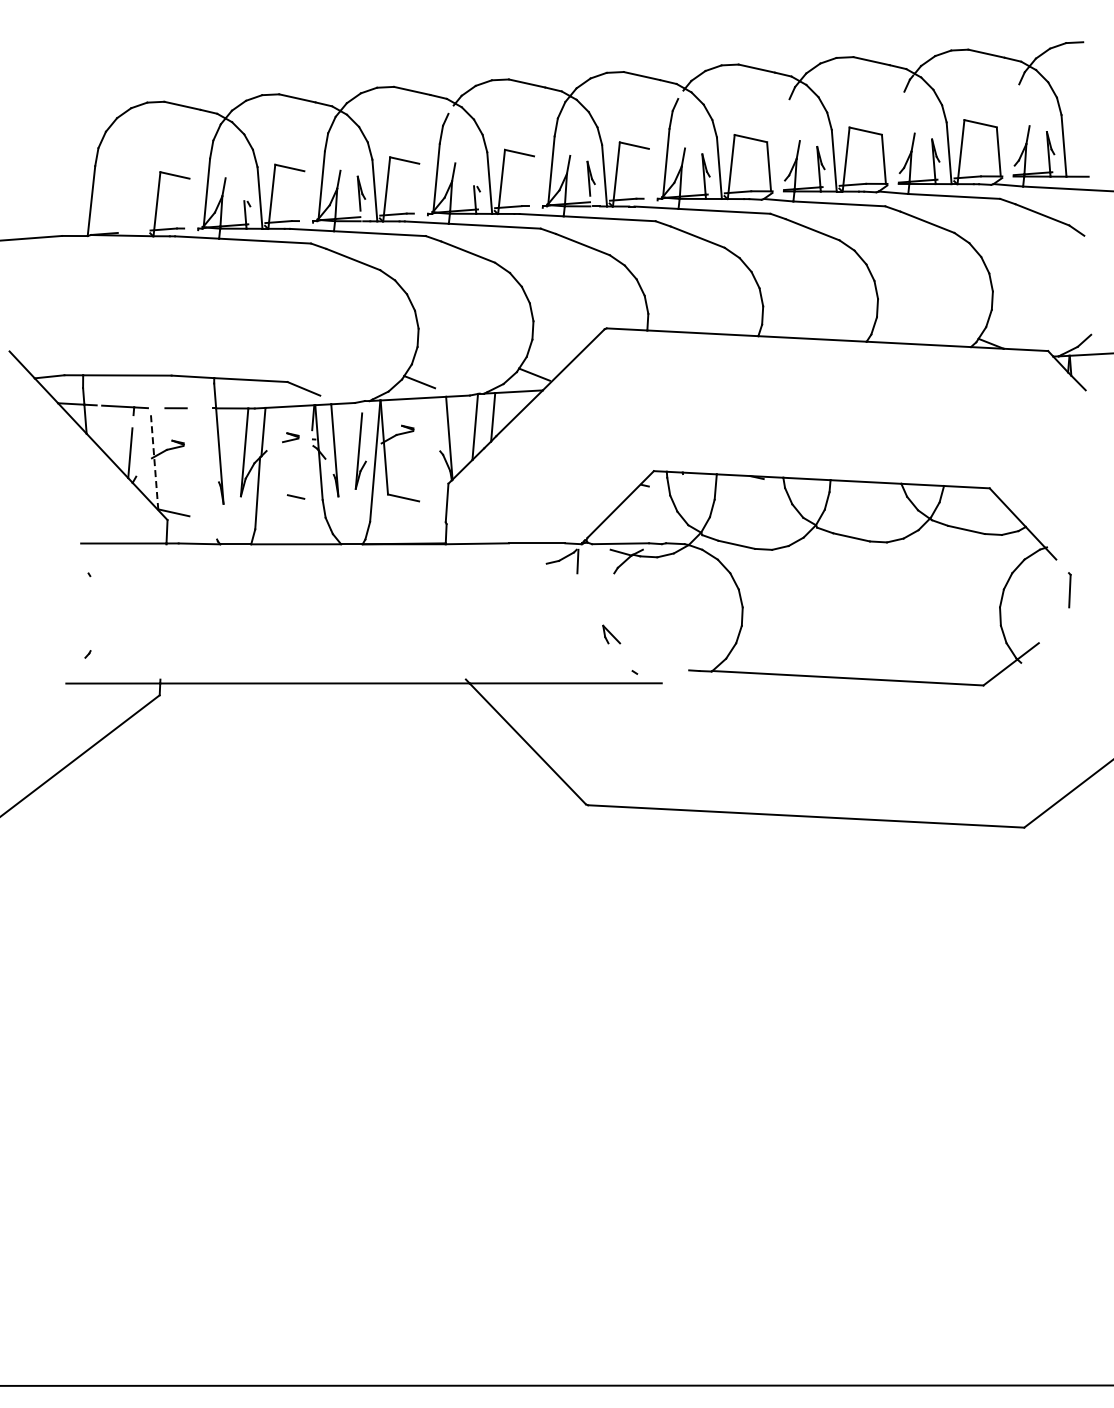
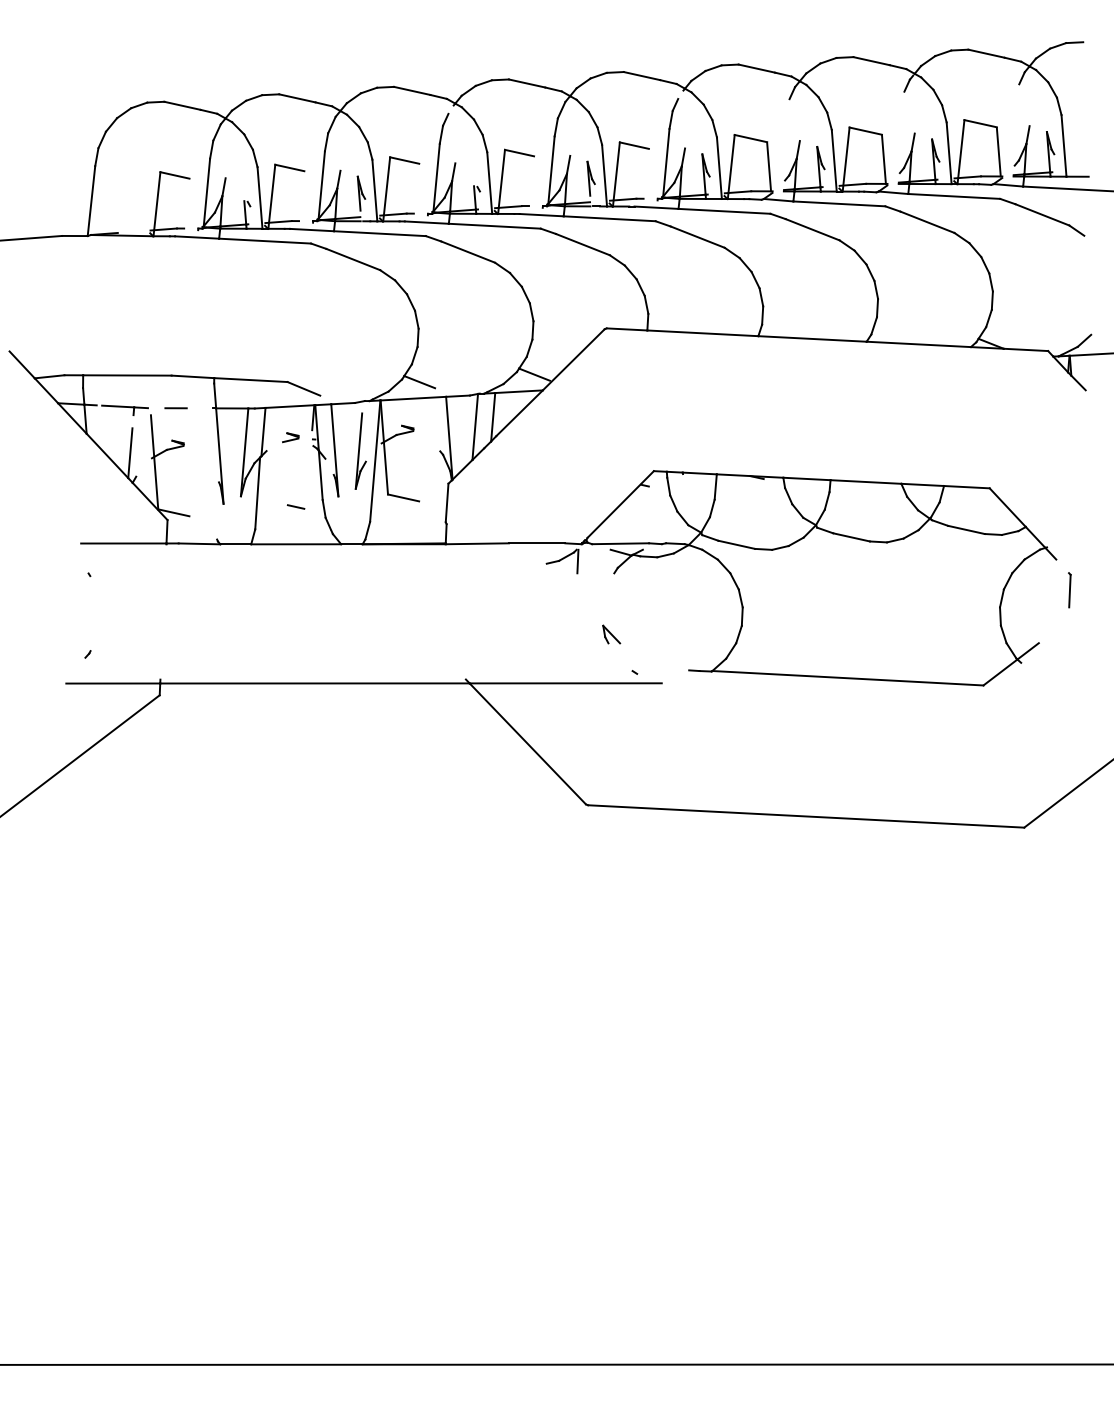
line: dashed -> solid (154, 462)
line position: (295, 496) -> (295, 506) (295, 506)
line position: (556, 1385) -> (556, 1364) (556, 1364)
